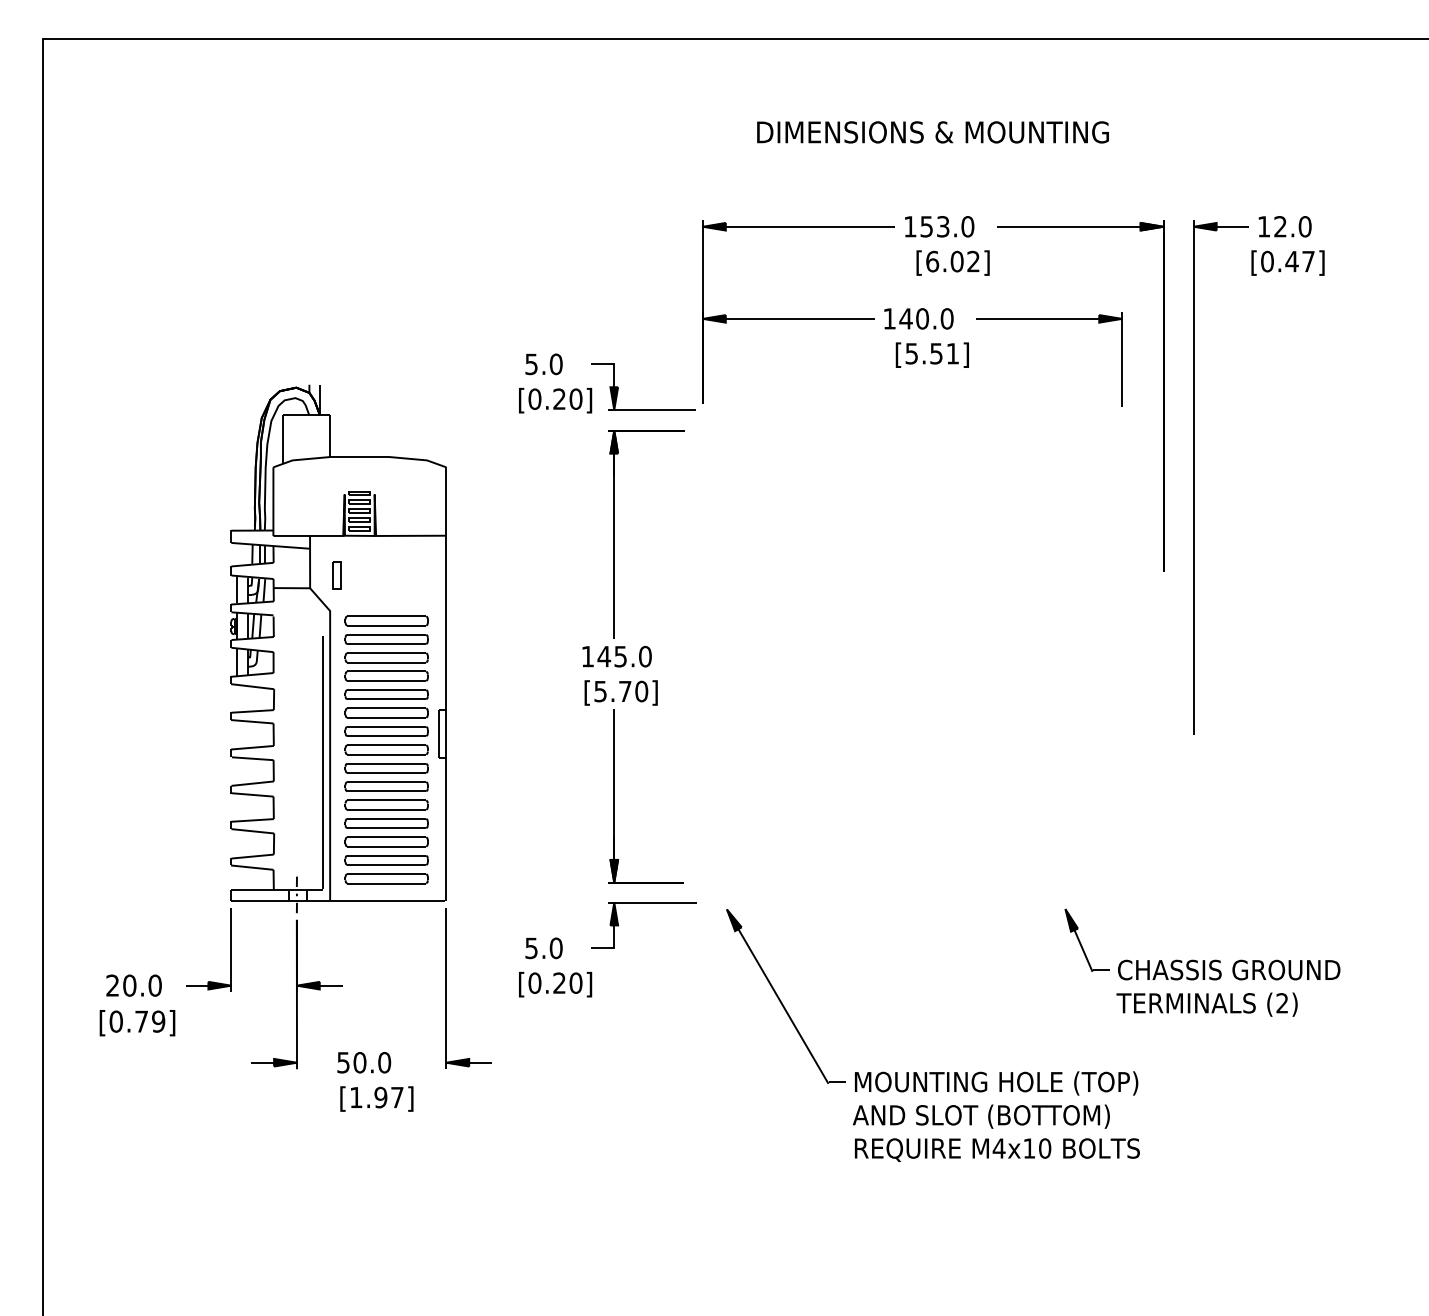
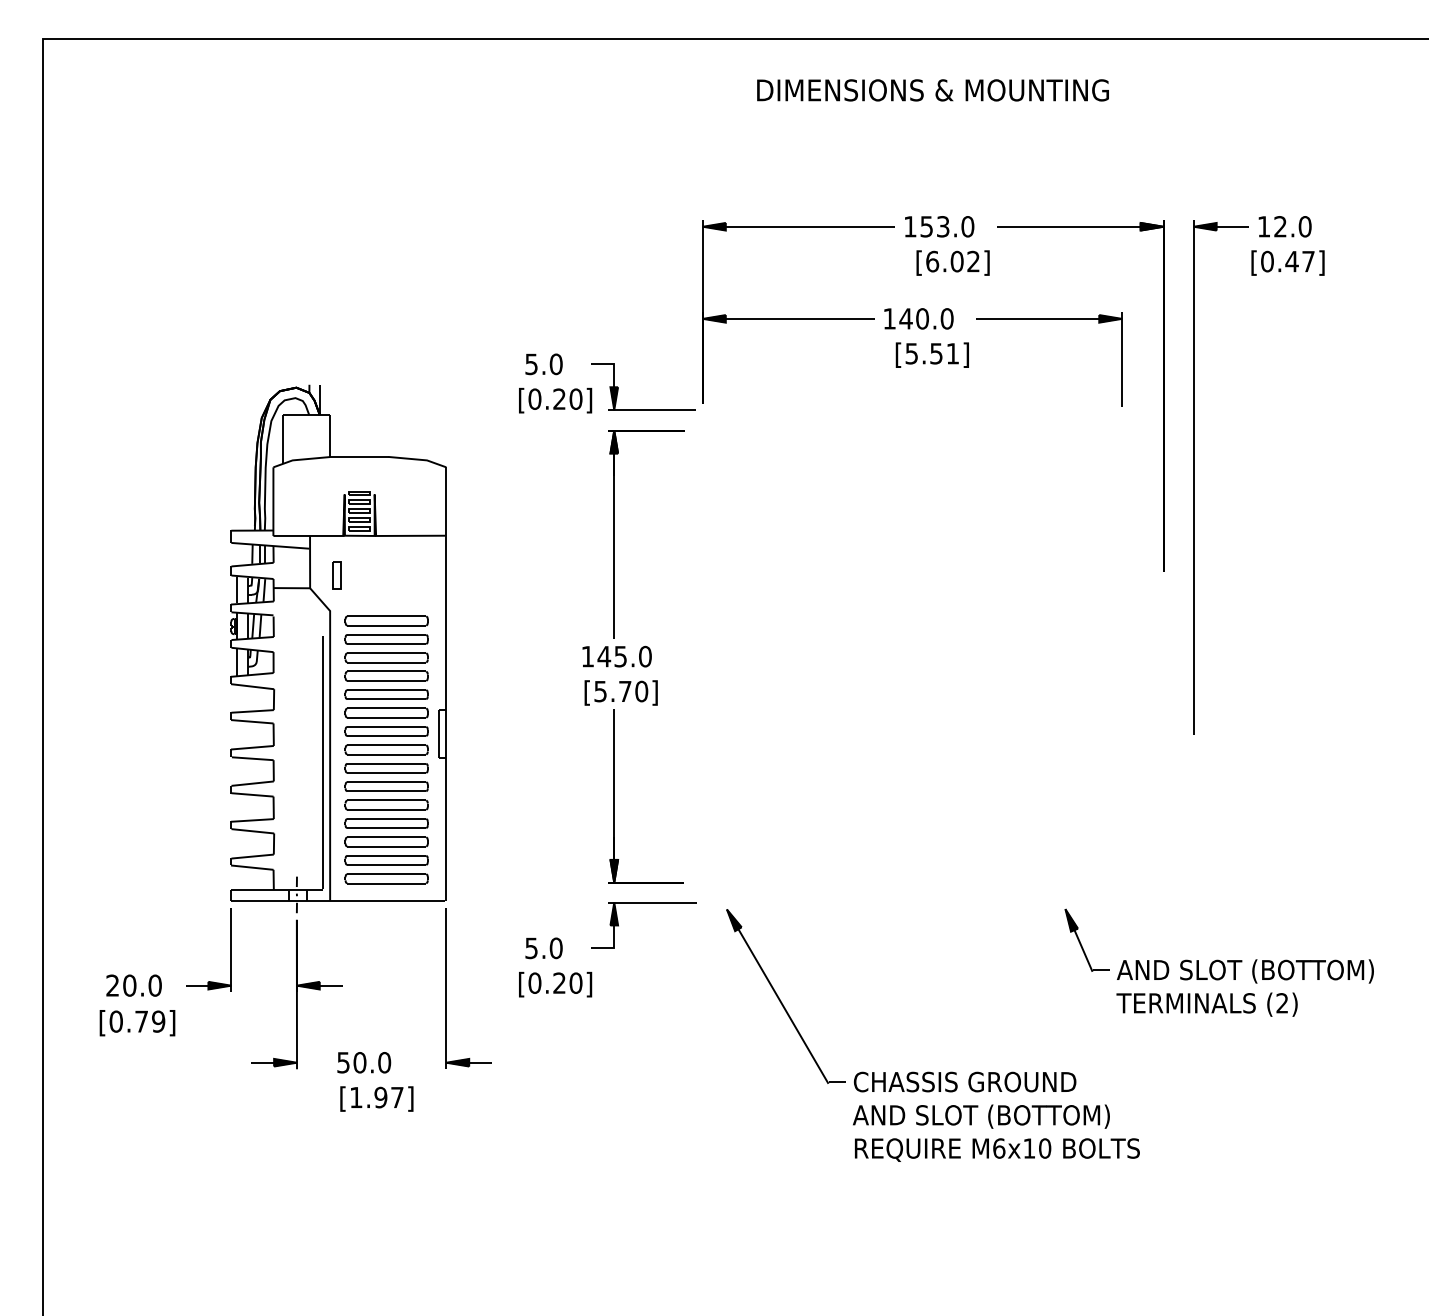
text position: (932, 132) -> (932, 90) (932, 90)
text: CHASSIS GROUND -> AND SLOT (BOTTOM) (1244, 971)
text: MOUNTING HOLE (TOP) -> CHASSIS GROUND (995, 1083)
text: M4x10 -> M6x10 (998, 1148)
